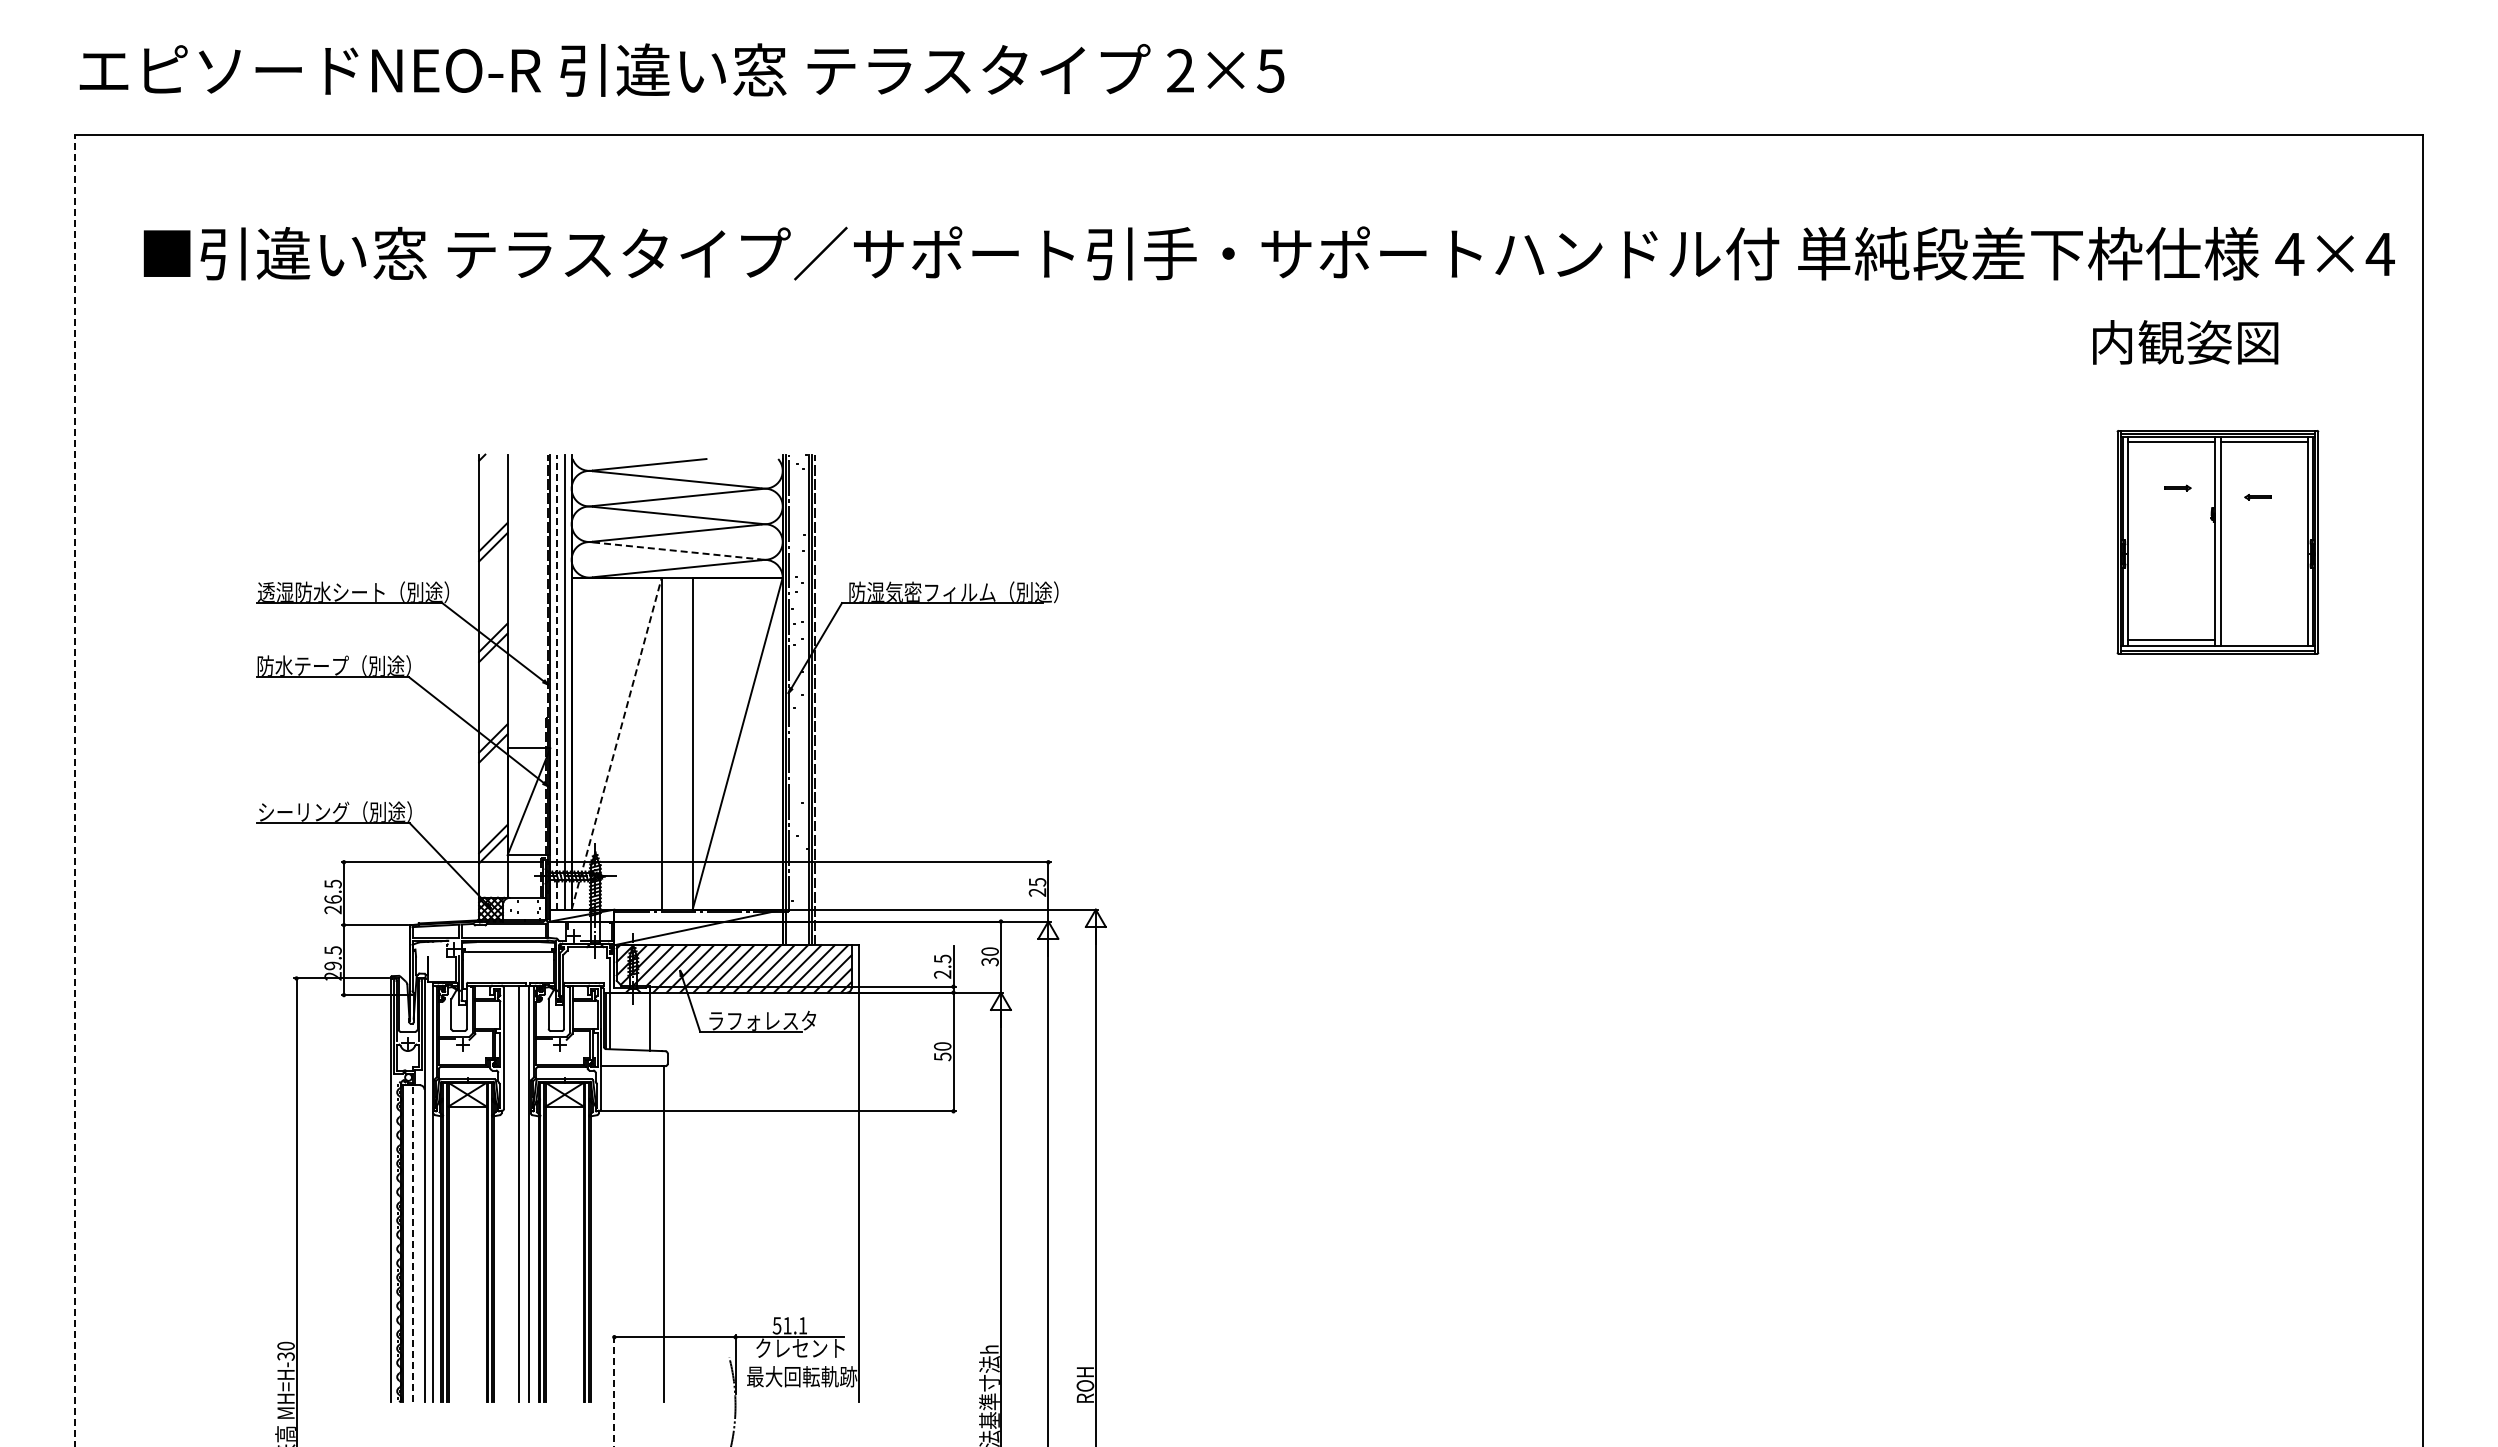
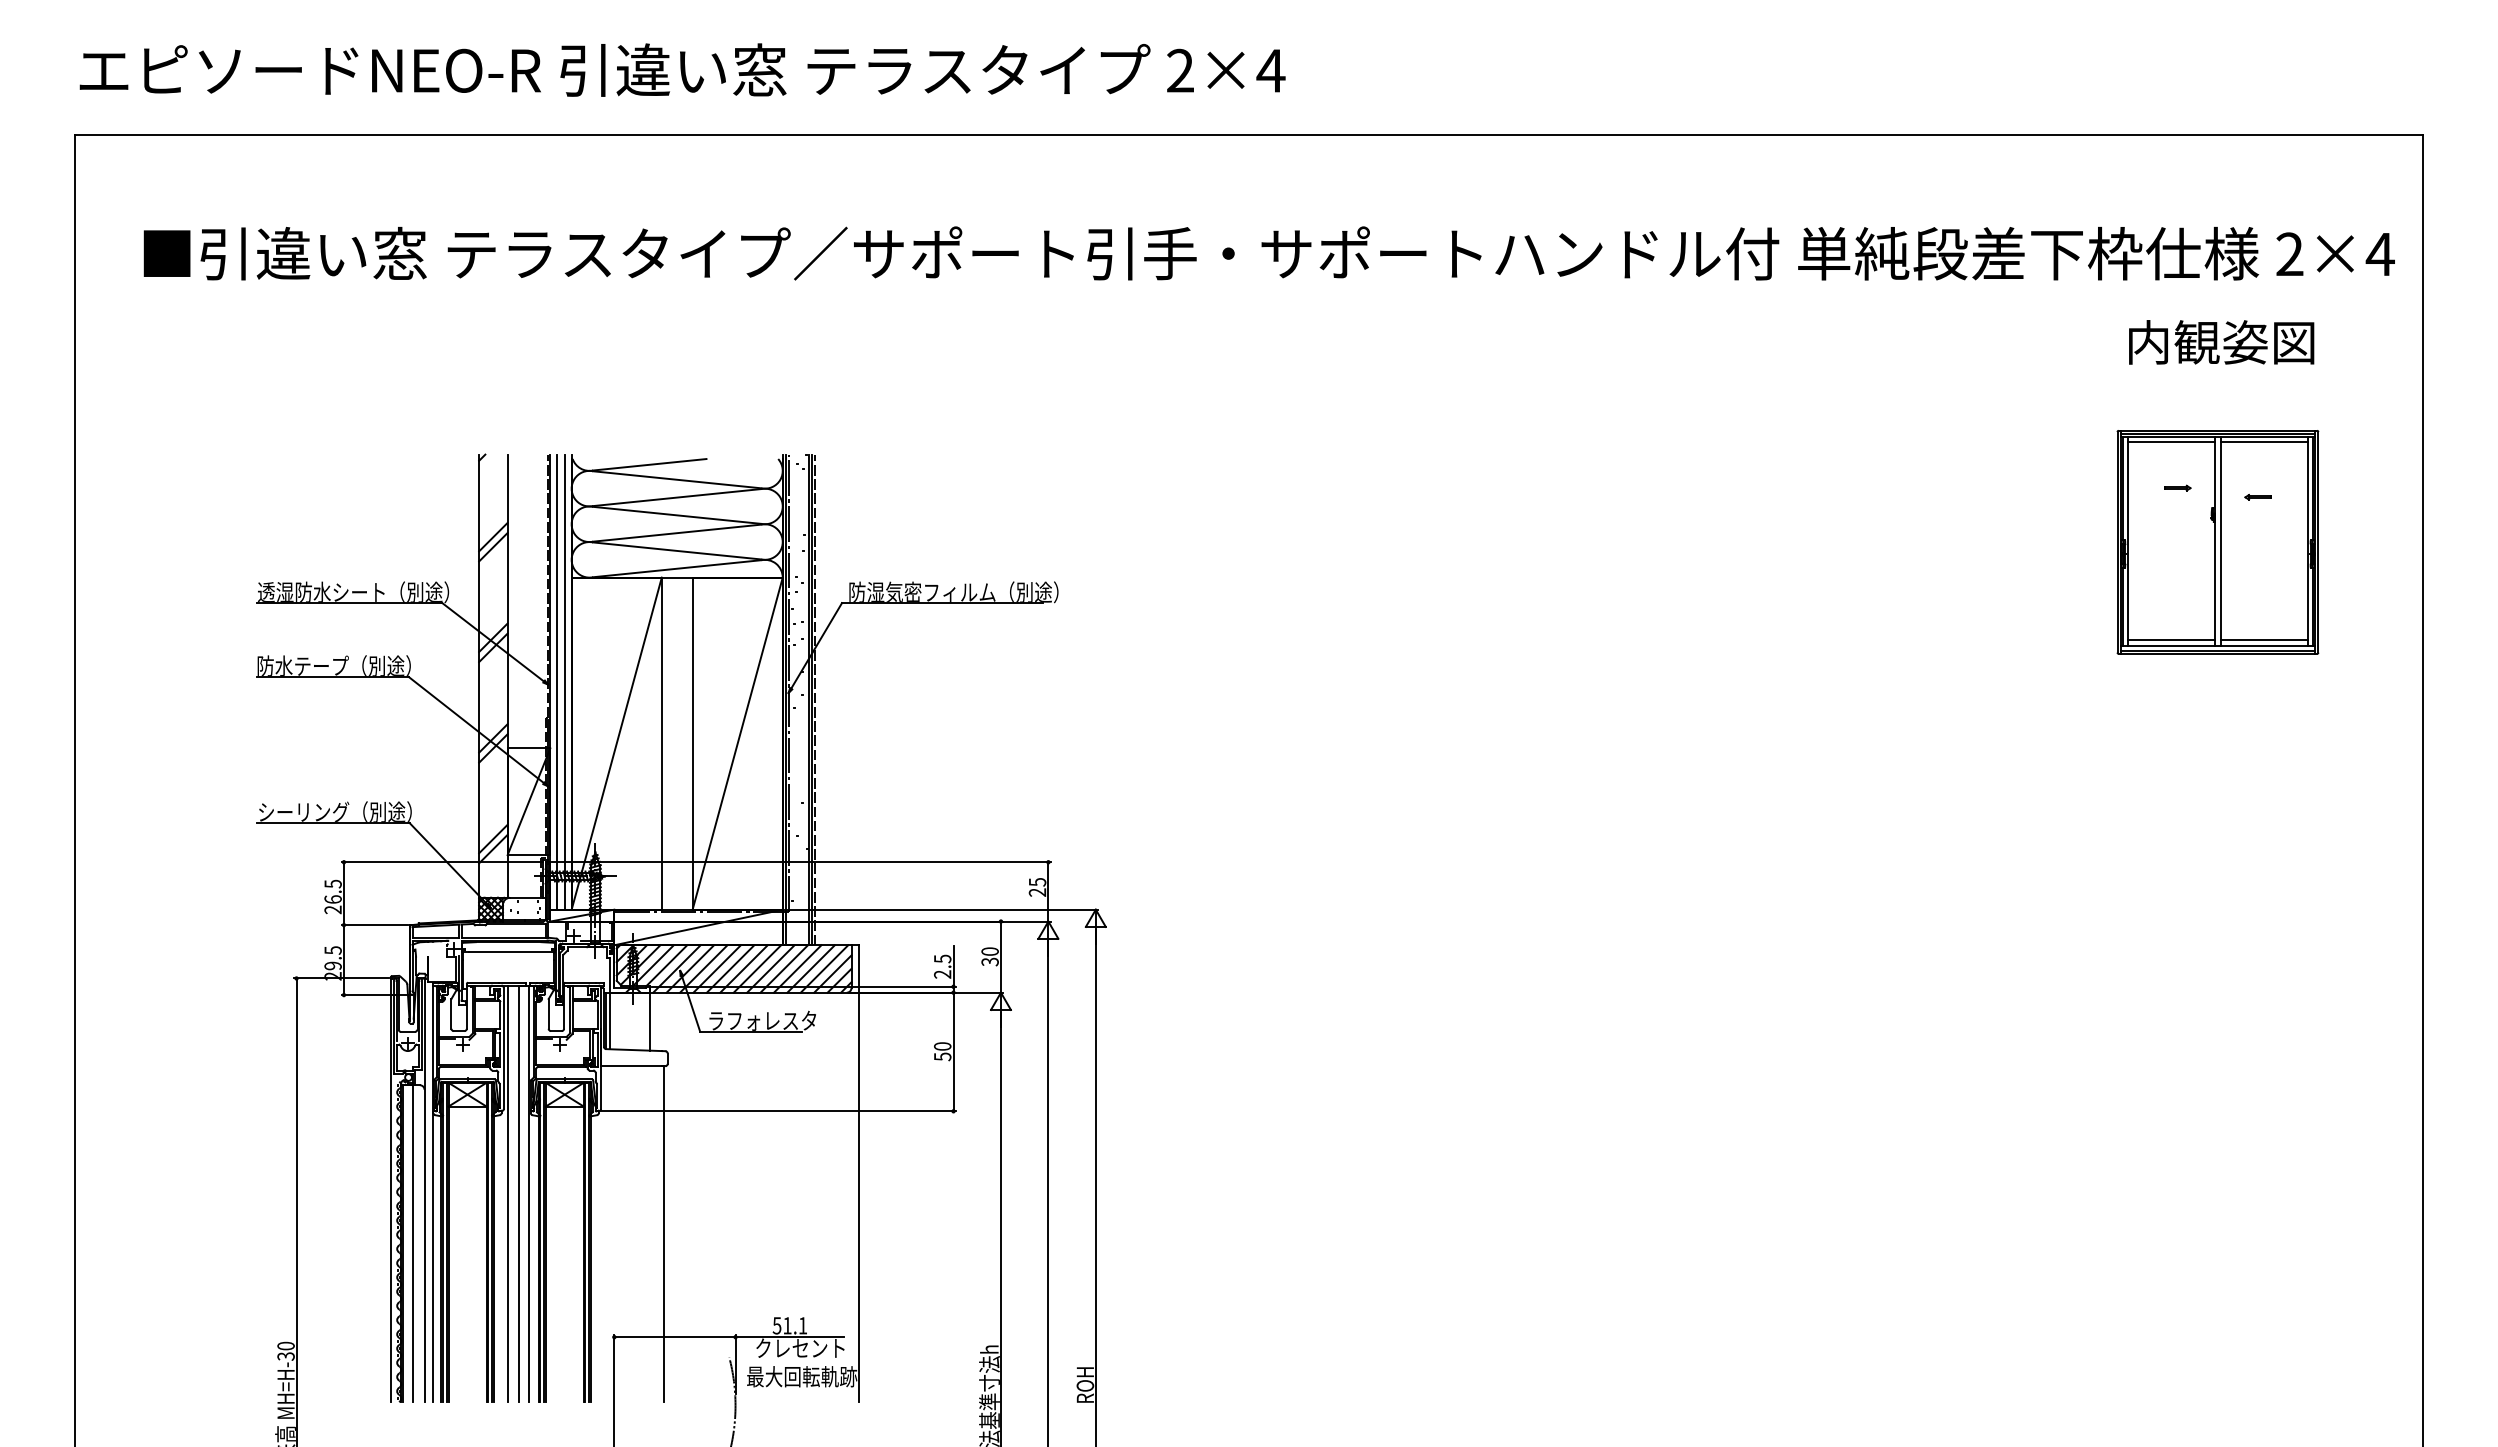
text: 2×5 -> 2×4 (1270, 70)
text: 4×4 -> 2×4 (2289, 253)
text position: (2185, 342) -> (2221, 342) (2221, 342)
line: dashed -> solid (677, 550)
line: none -> present (2263, 640)
line: dashed -> solid (557, 682)
line: dashed -> solid (616, 743)
line: dashed -> solid (74, 790)
line: none -> present (508, 1193)
line: dashed -> solid (413, 1243)
line: dashed -> solid (614, 1390)
